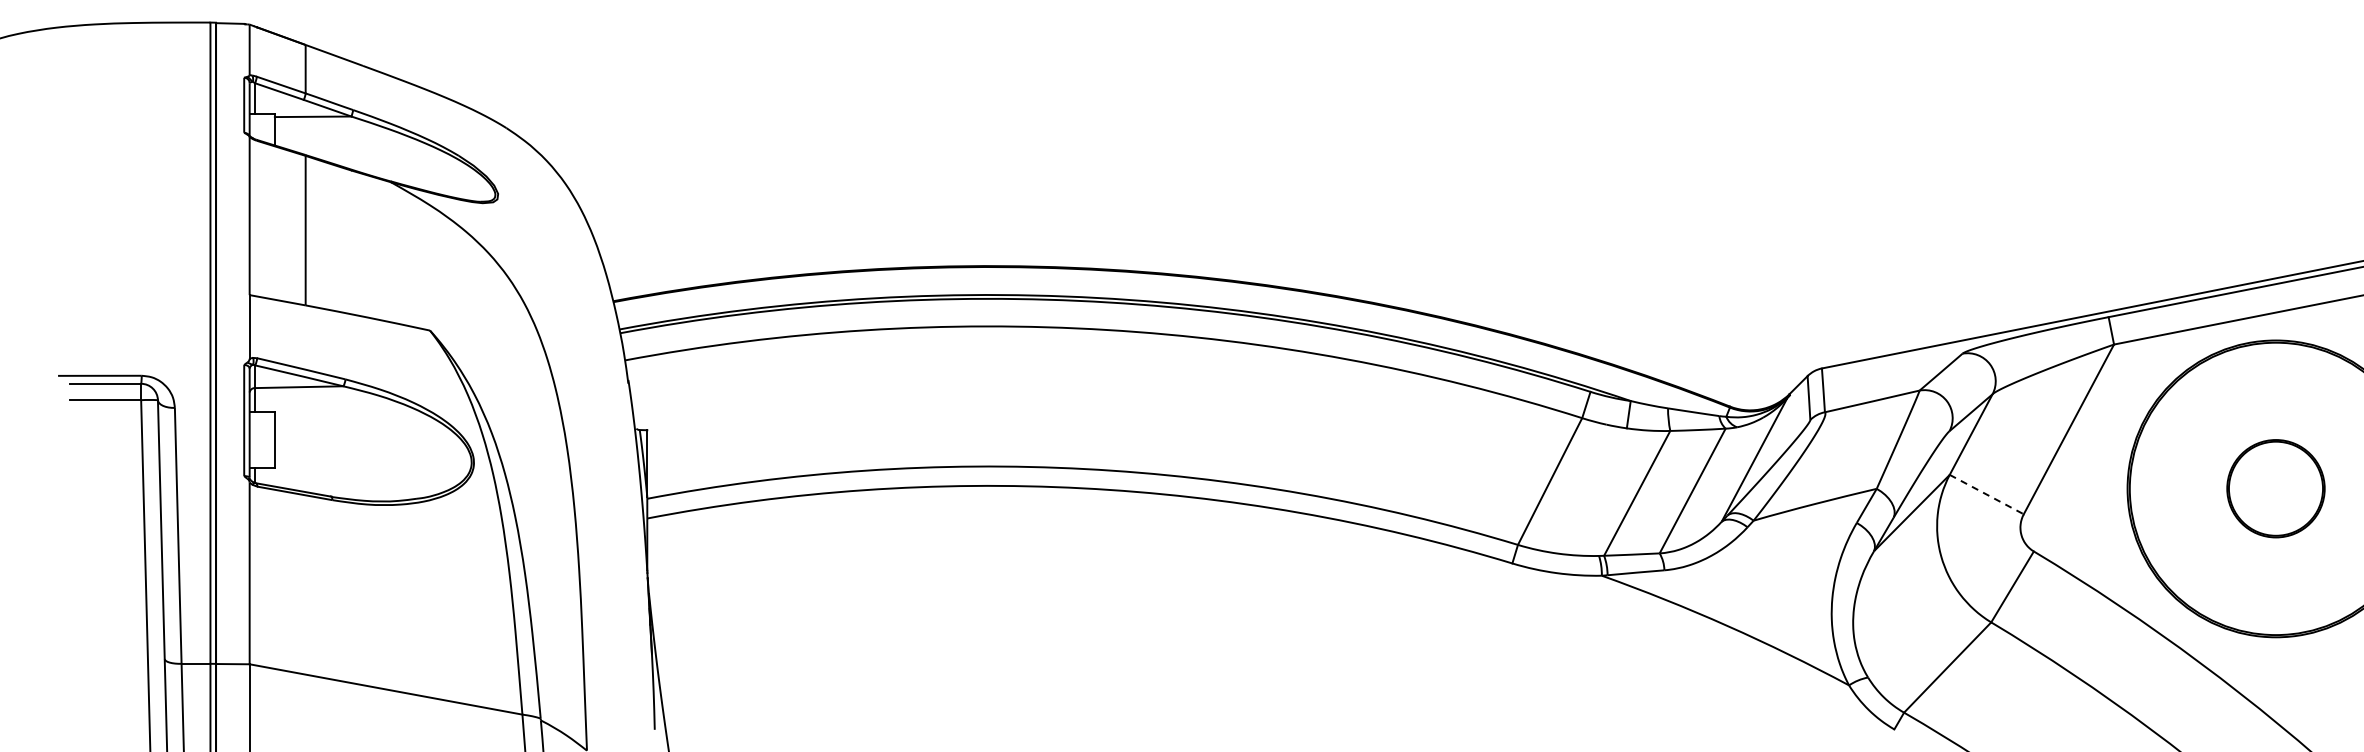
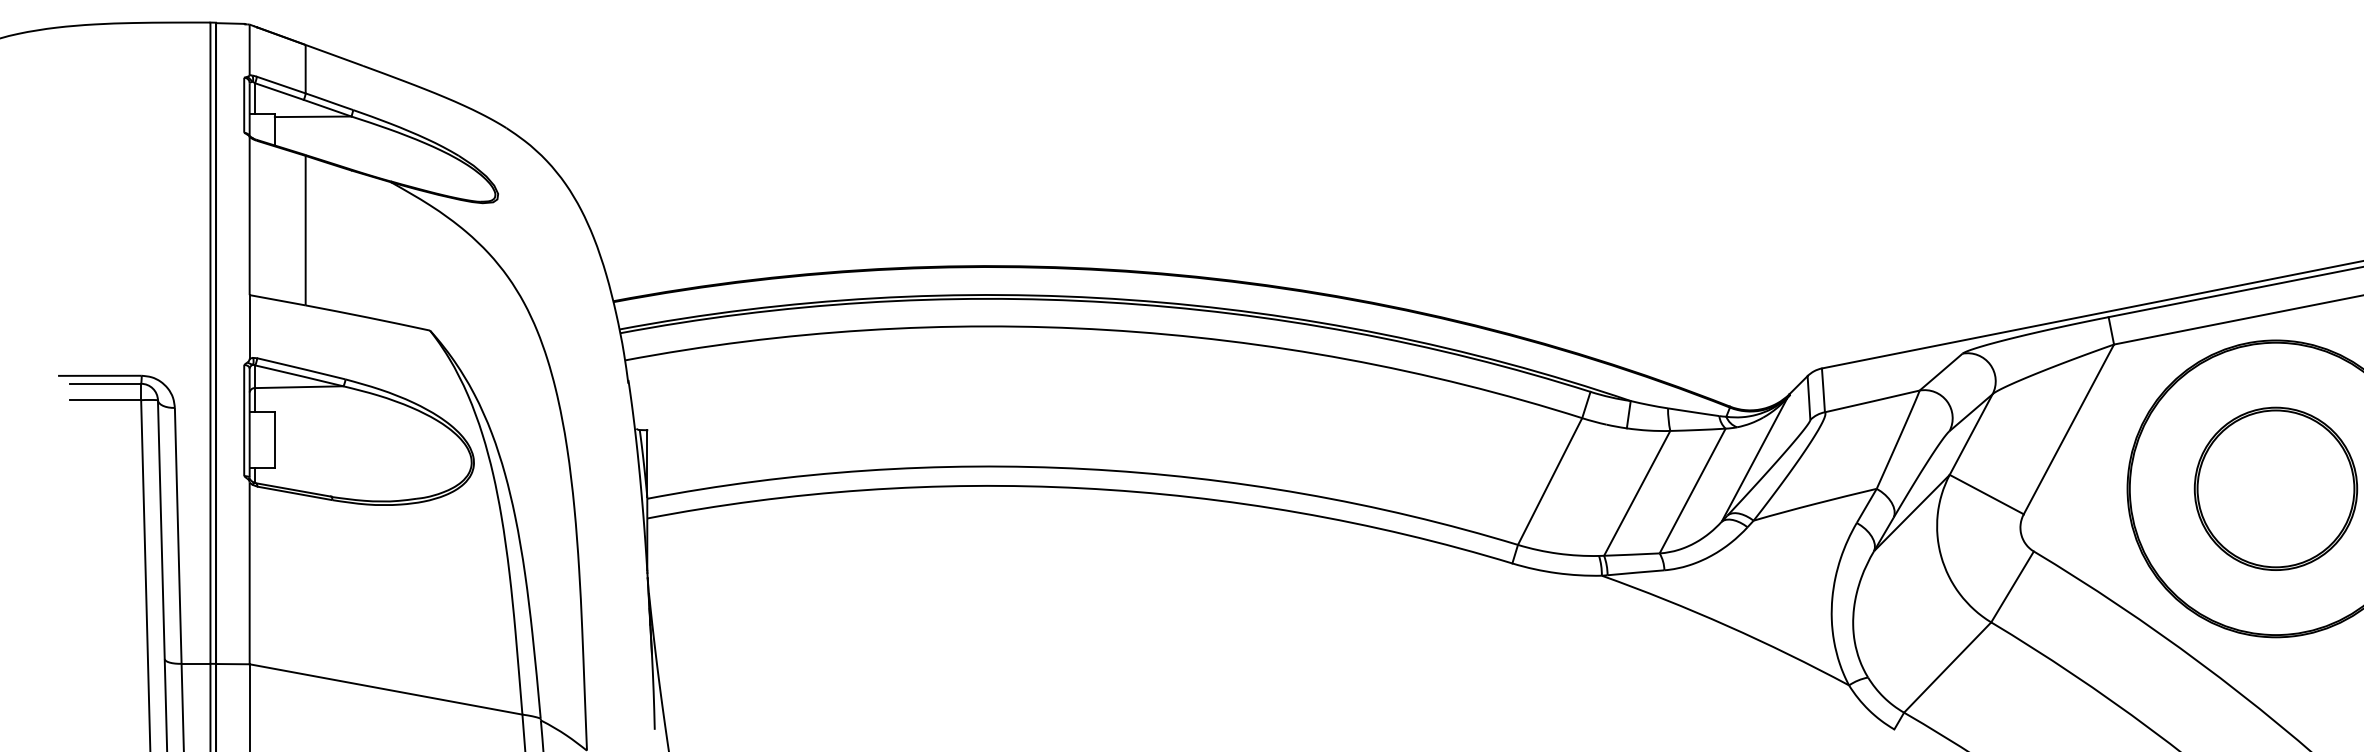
part size: 100x100 px -> 166x165 px (2275, 488)
line: dashed -> solid (1986, 494)
